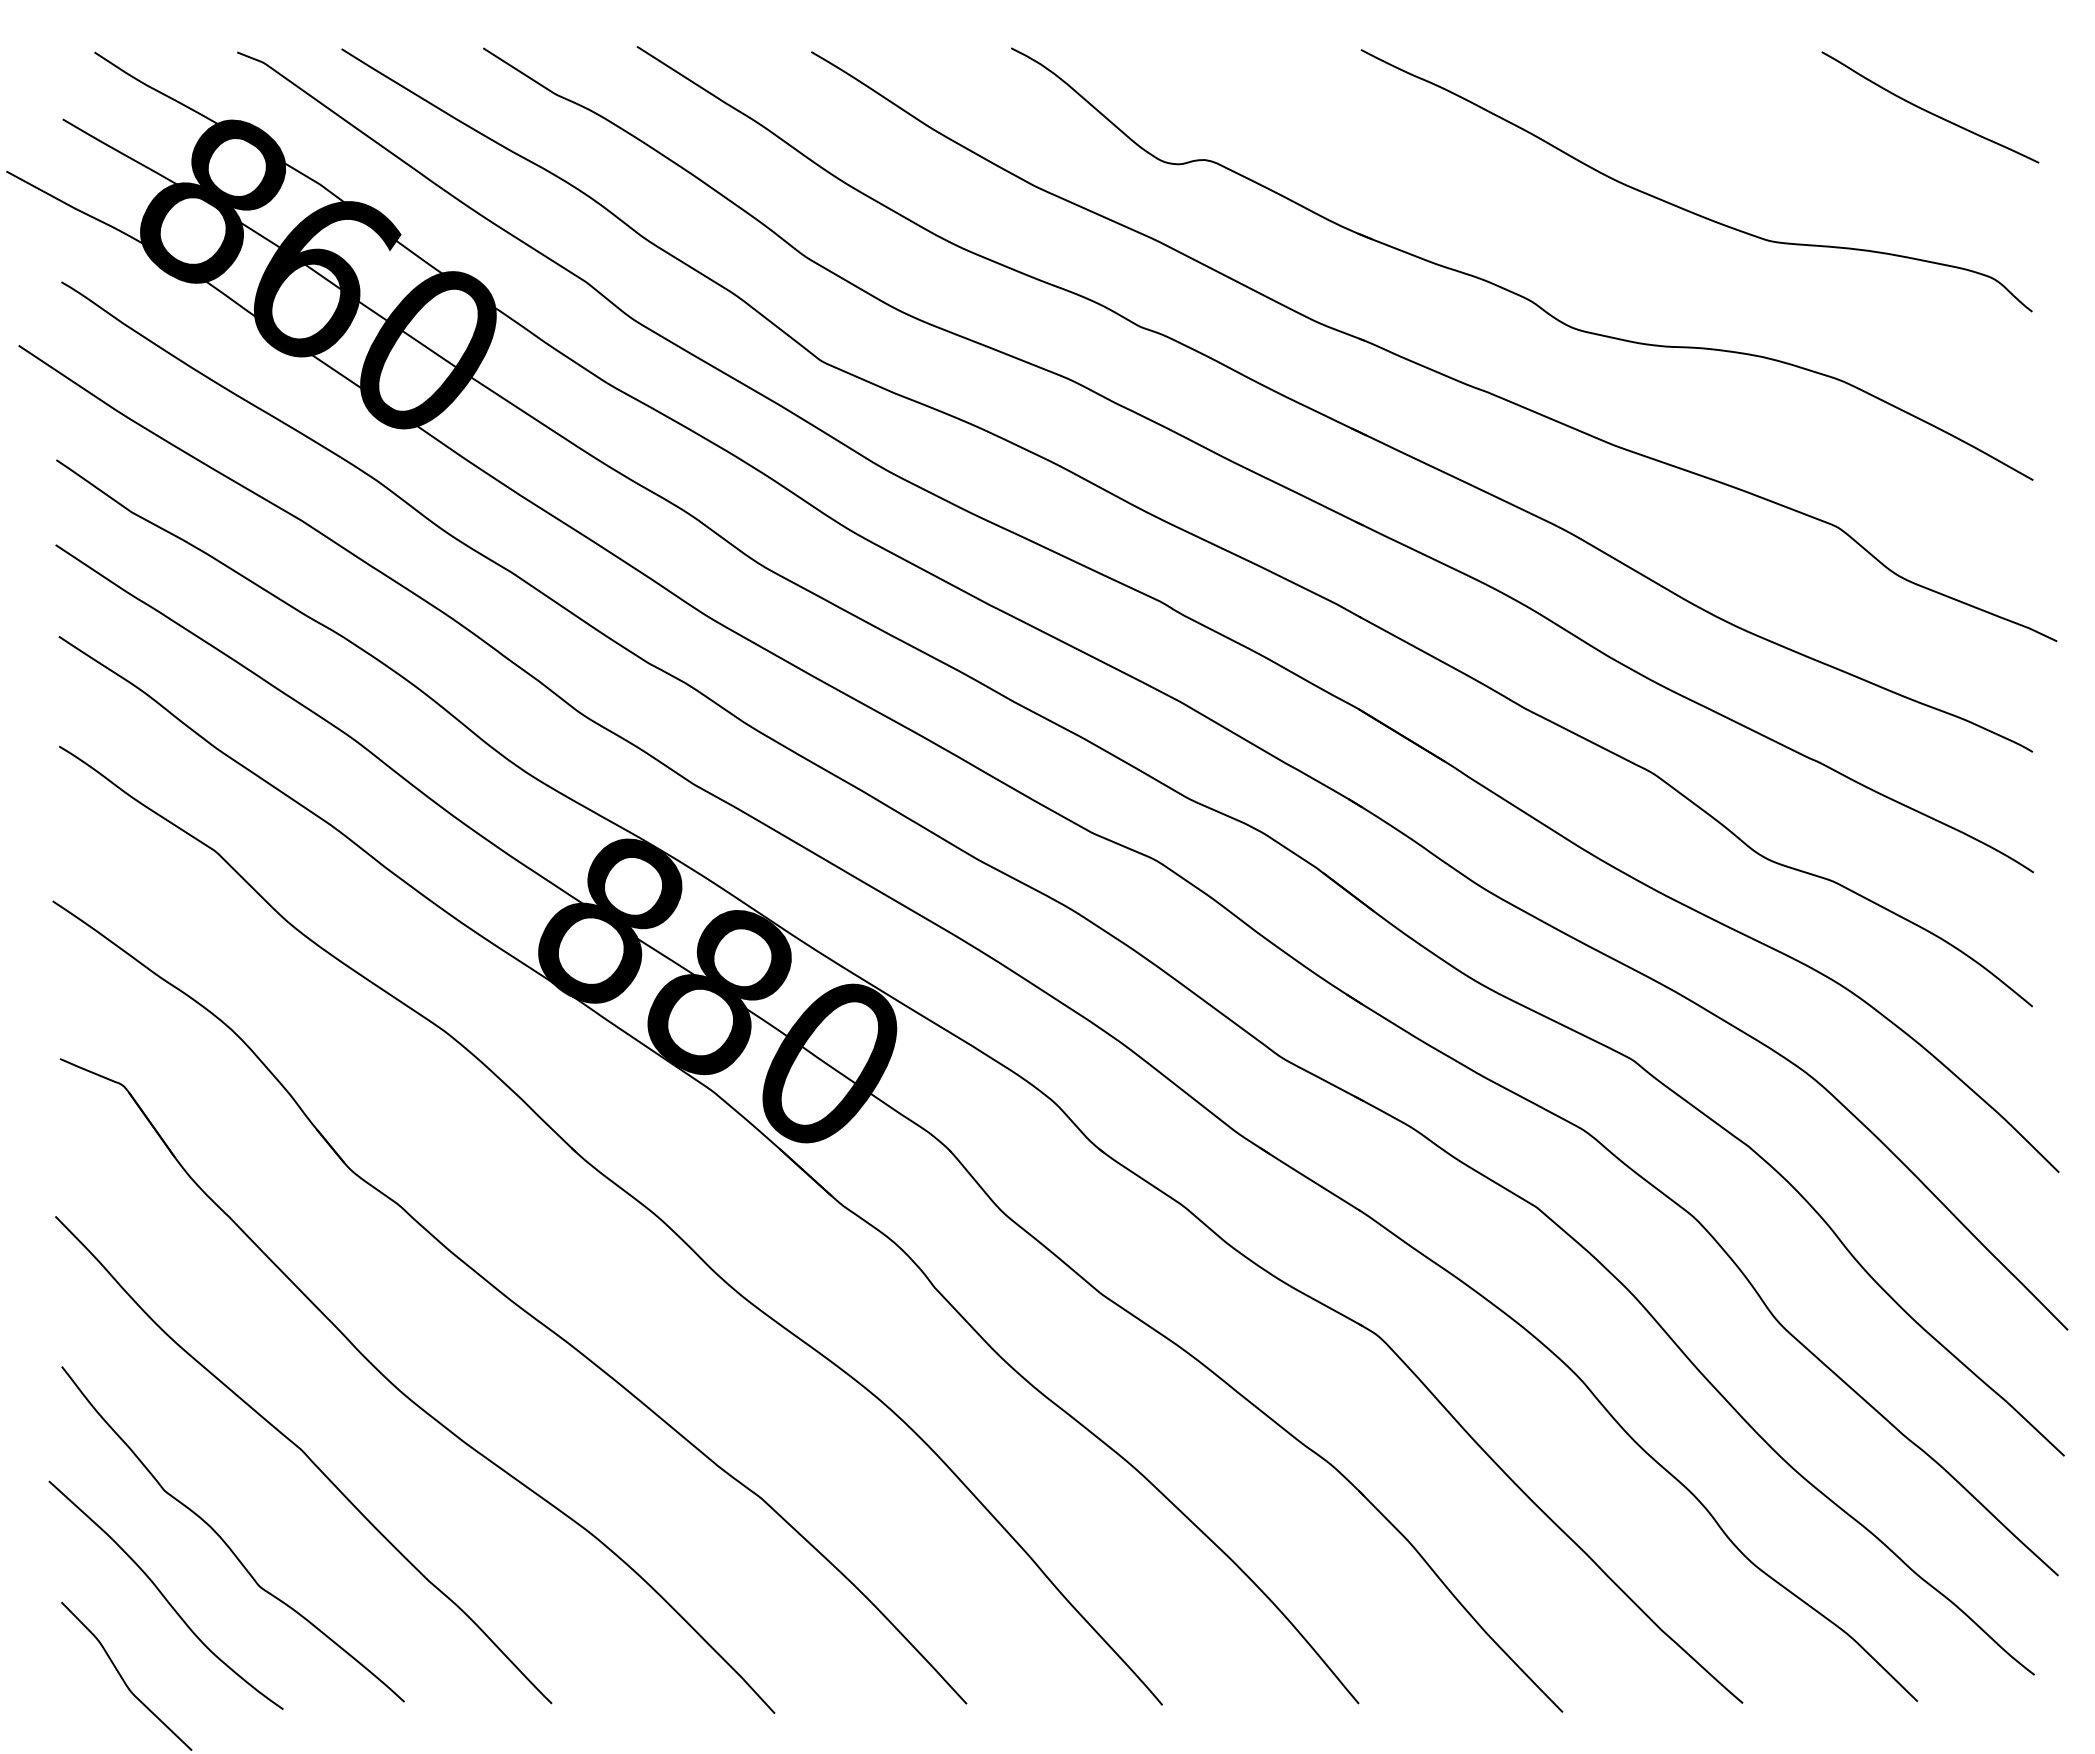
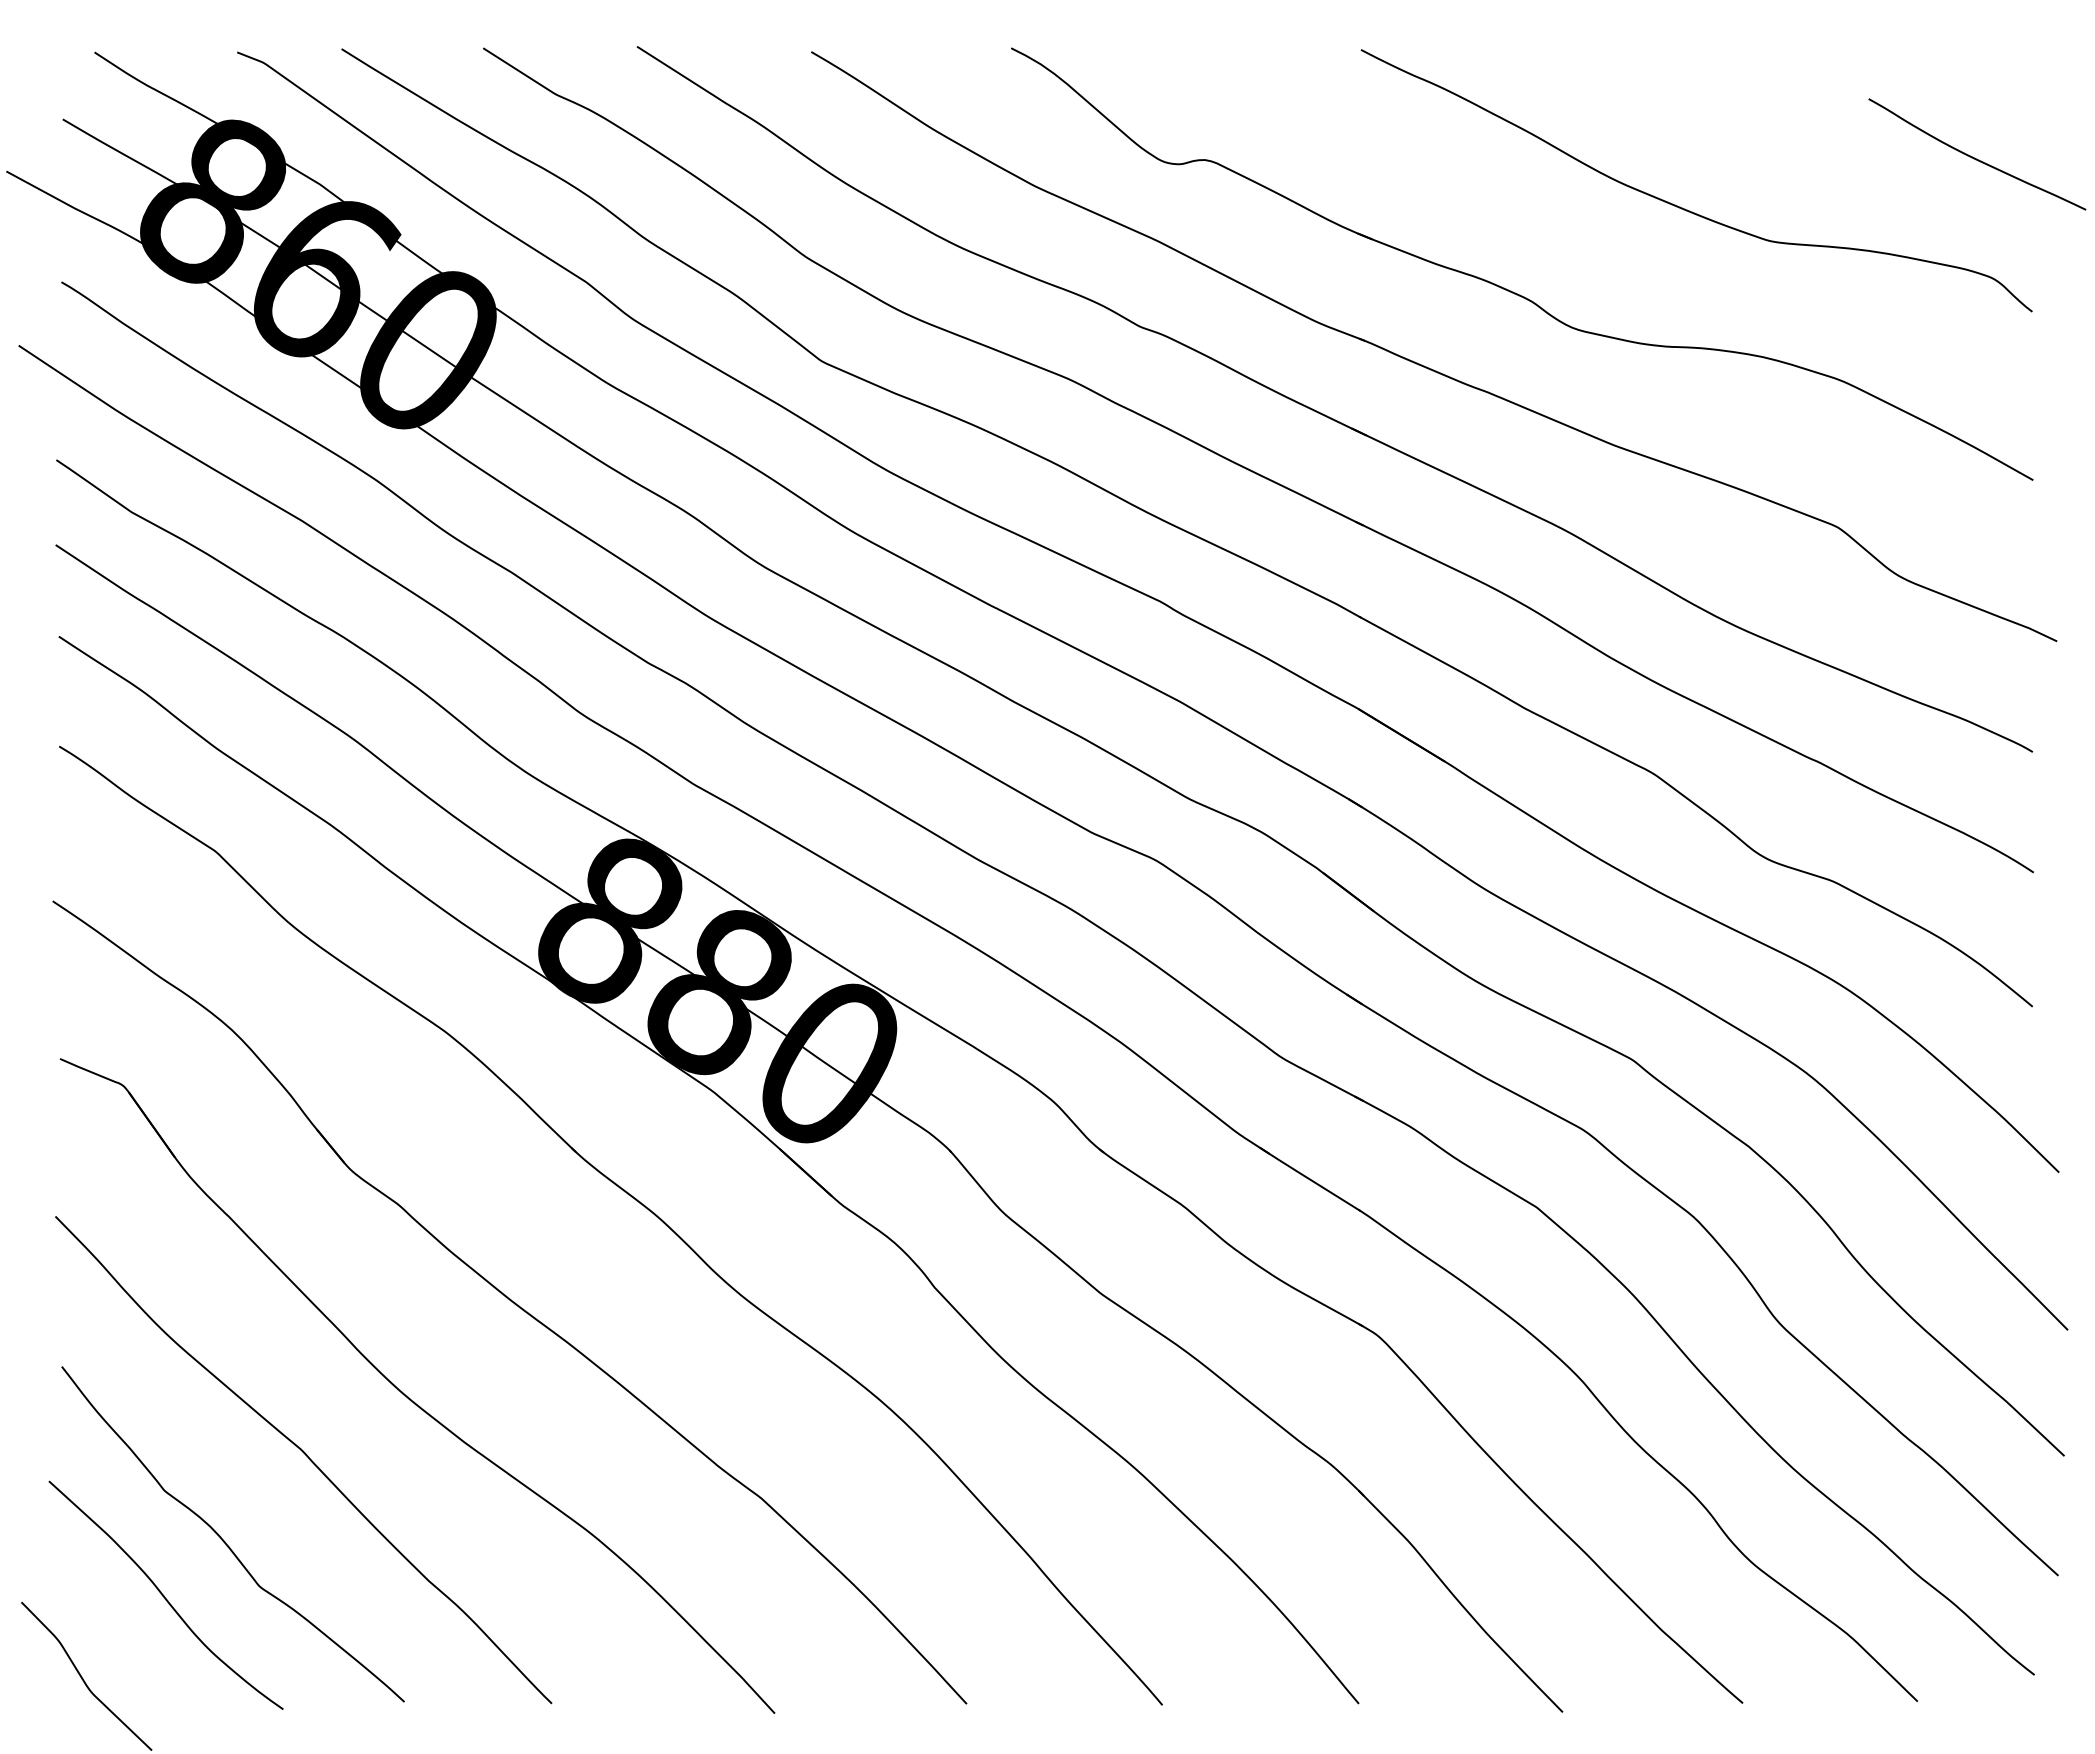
curve position: (1929, 111) -> (1976, 158) (1976, 158)
curve position: (122, 1676) -> (82, 1676) (82, 1676)
